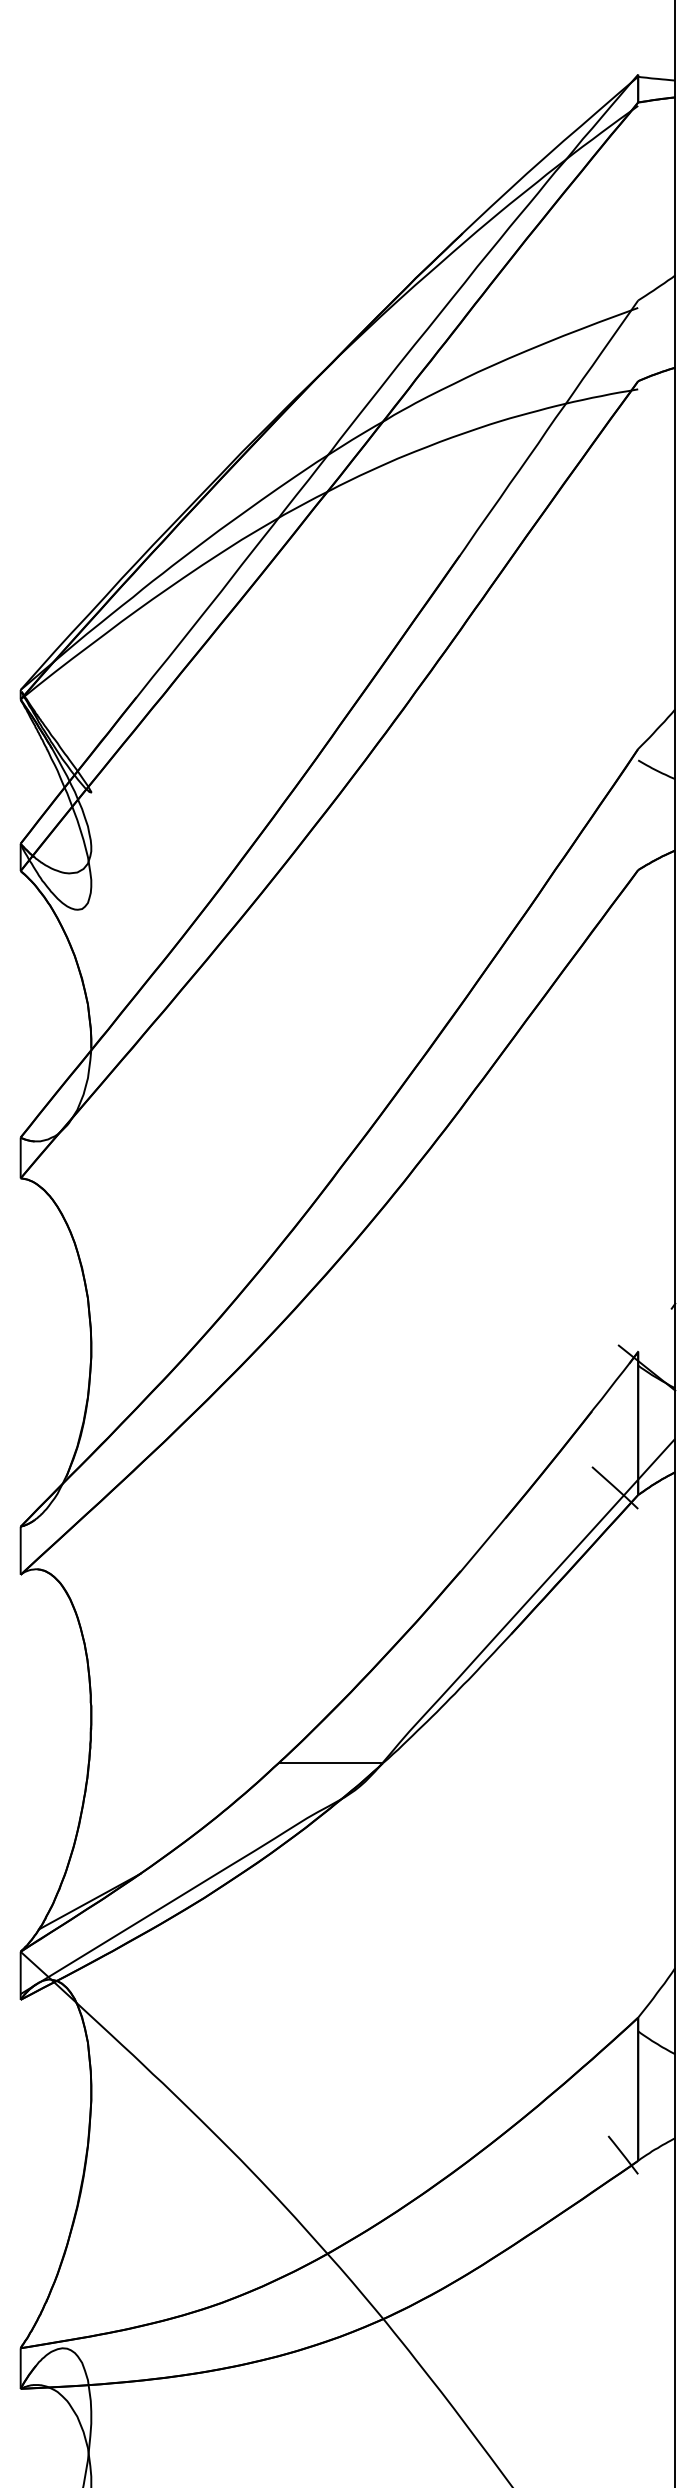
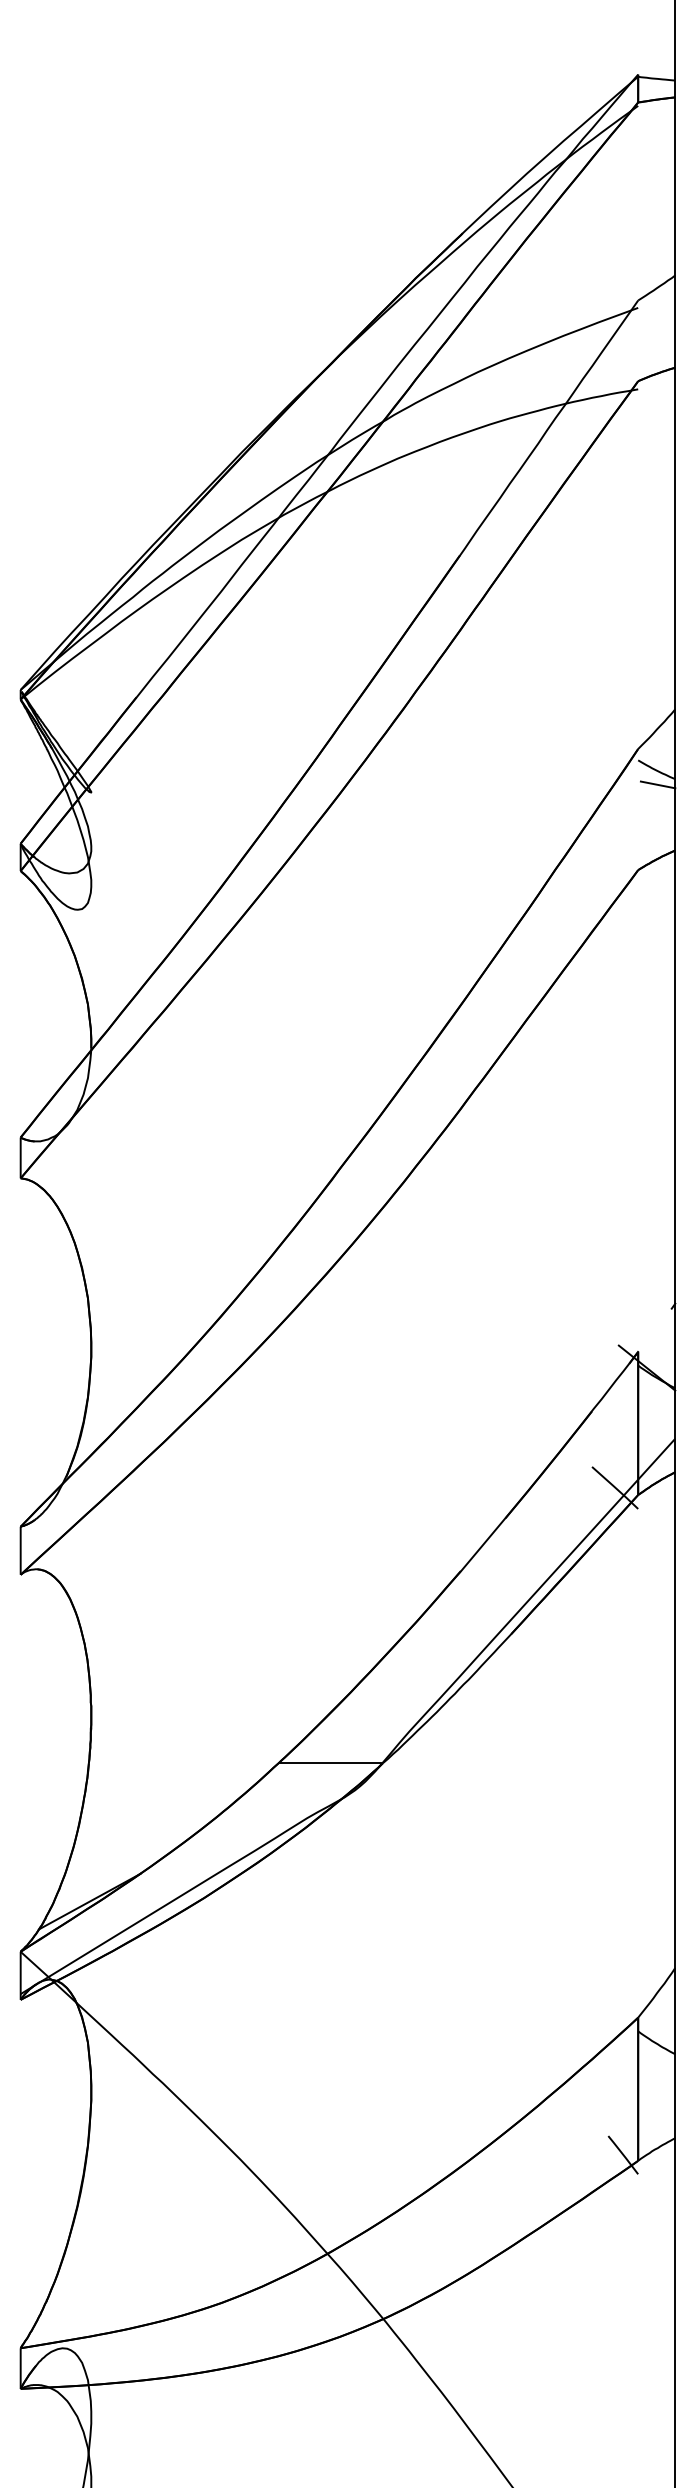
line: none -> present (657, 784)
